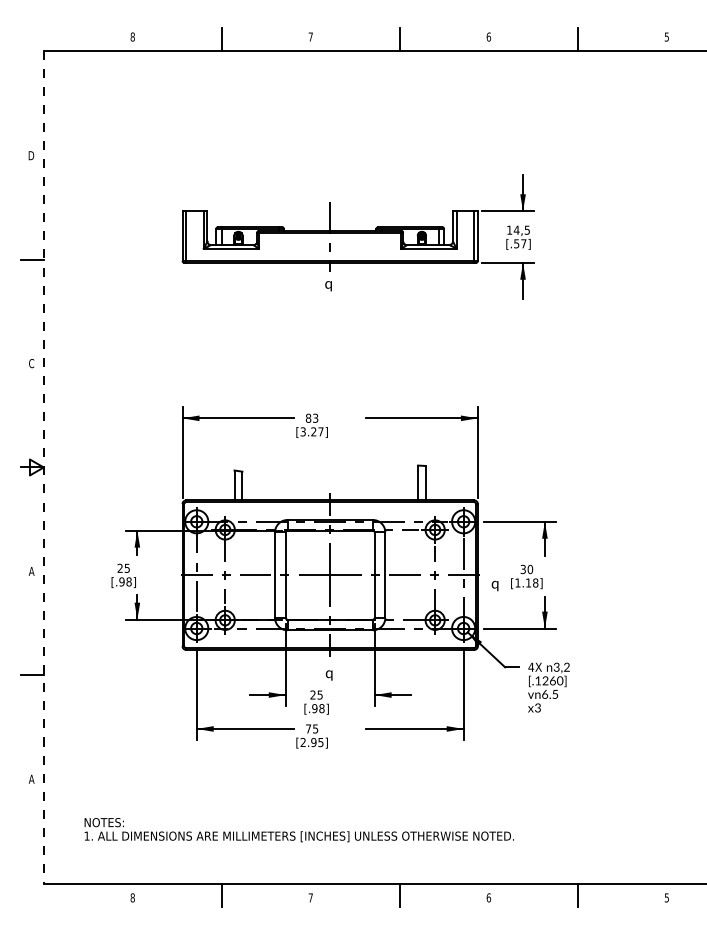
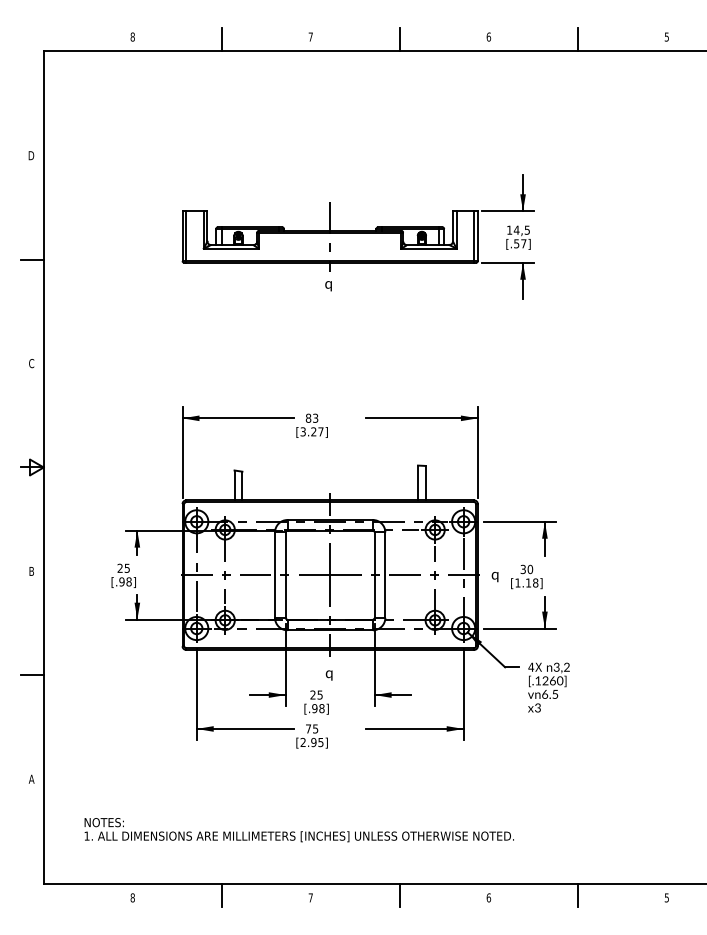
line: dashed -> solid (43, 467)
text: A -> B (31, 571)
text position: (494, 586) -> (494, 577) (494, 577)
